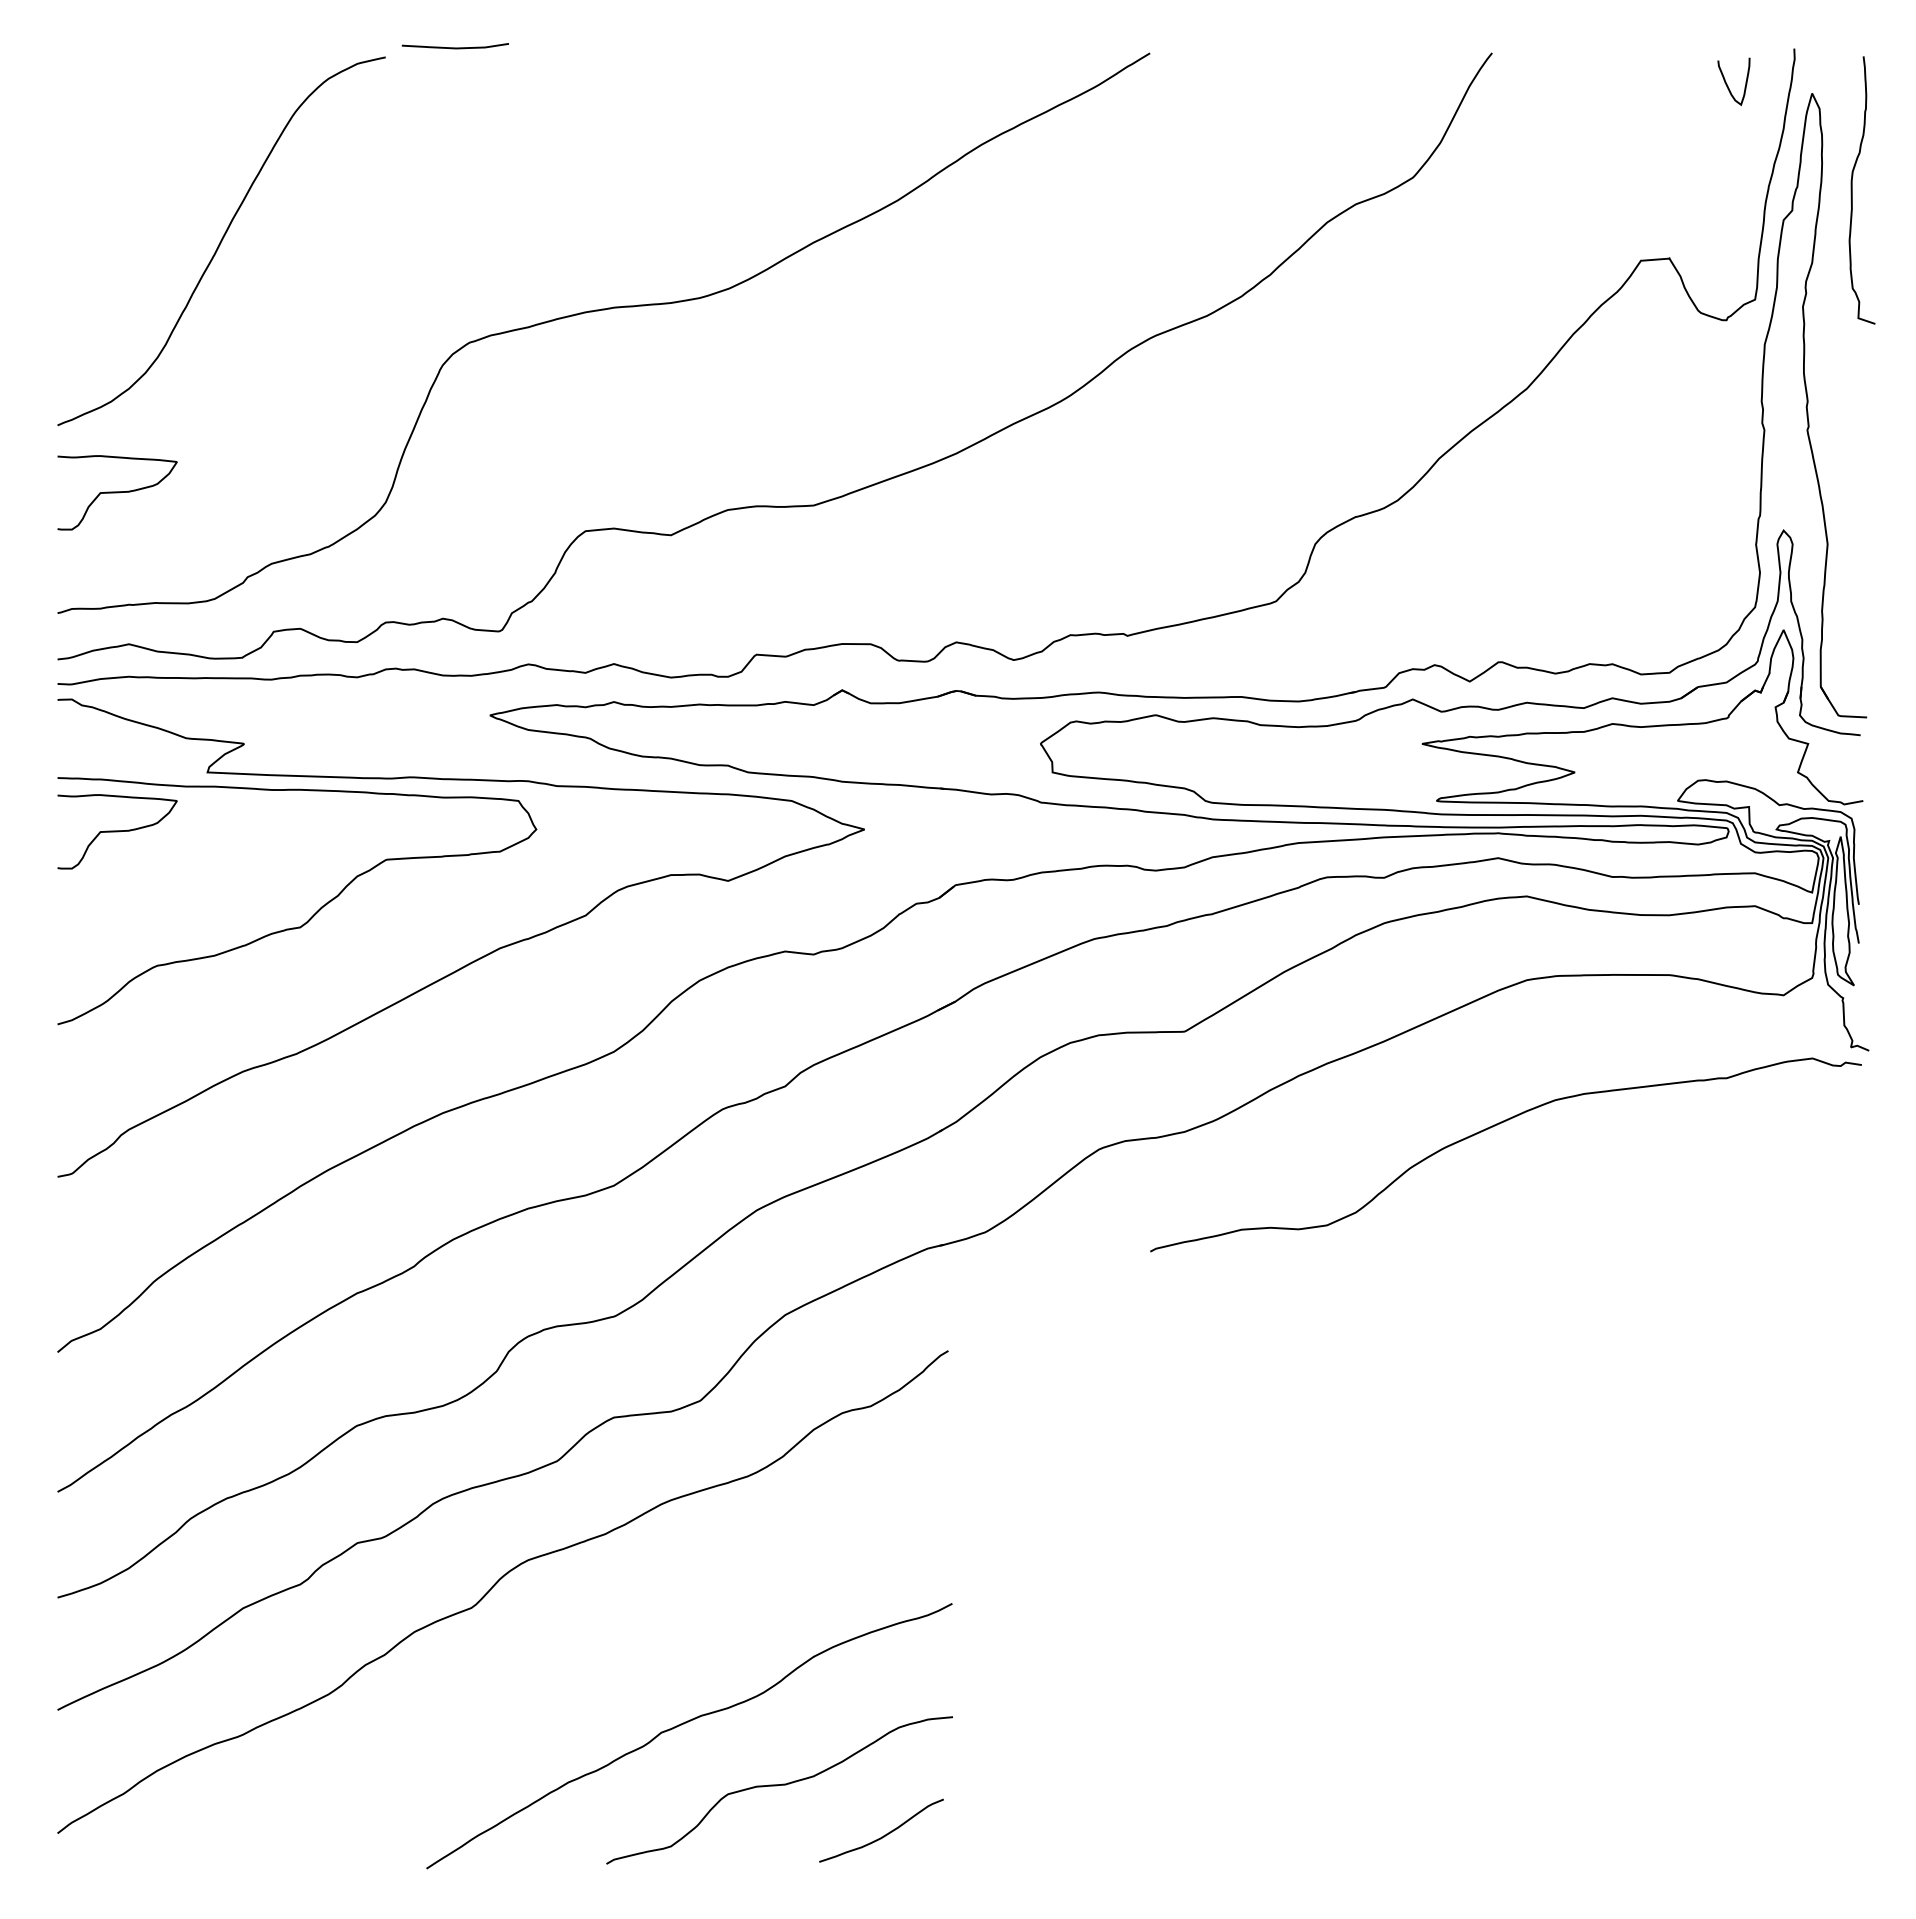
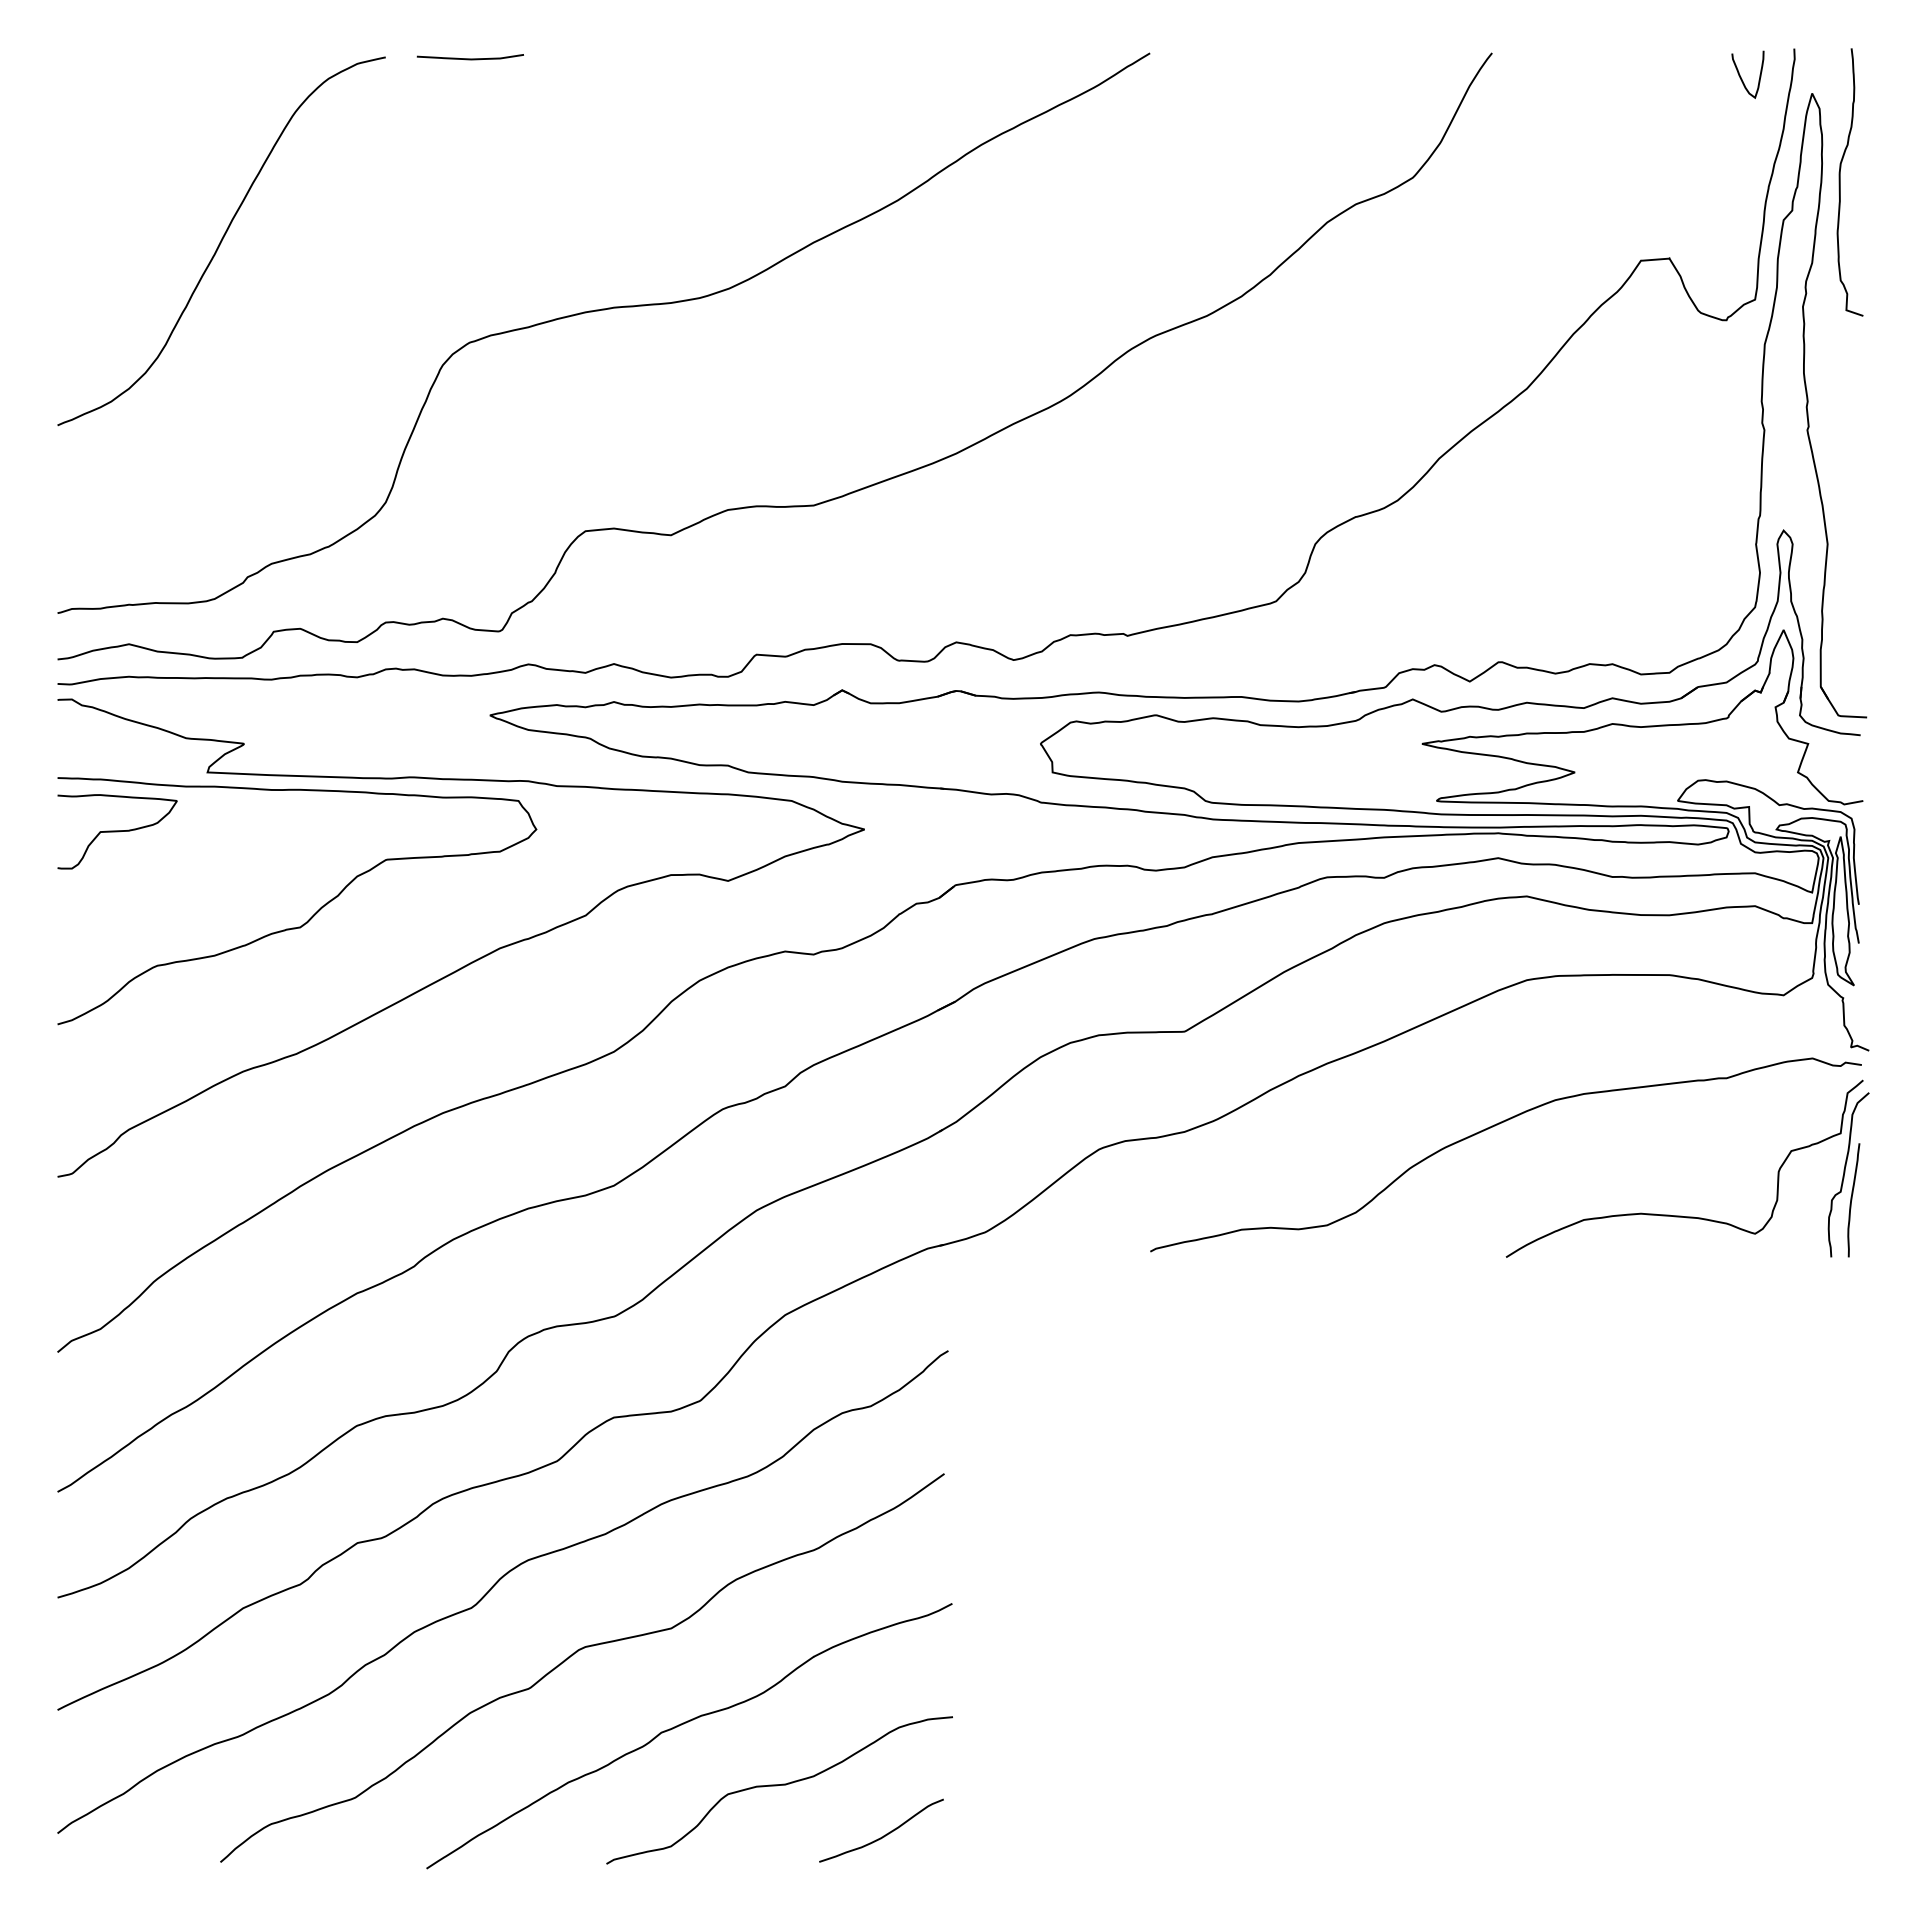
curve position: (454, 47) -> (469, 58) (469, 58)
curve position: (1727, 84) -> (1741, 77) (1741, 77)
curve position: (1852, 190) -> (1840, 182) (1840, 182)
curve: present -> none (117, 492)
part: none -> present (1681, 1215)
curve: none -> present (573, 1655)
